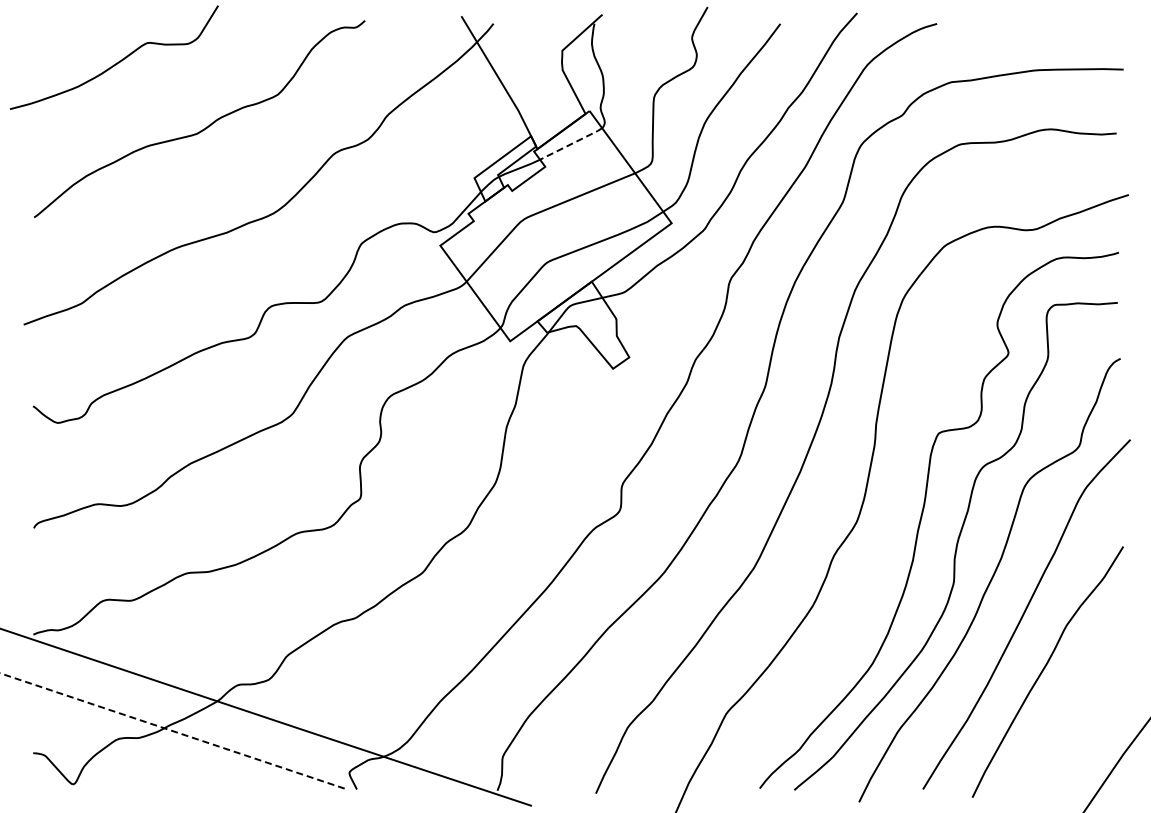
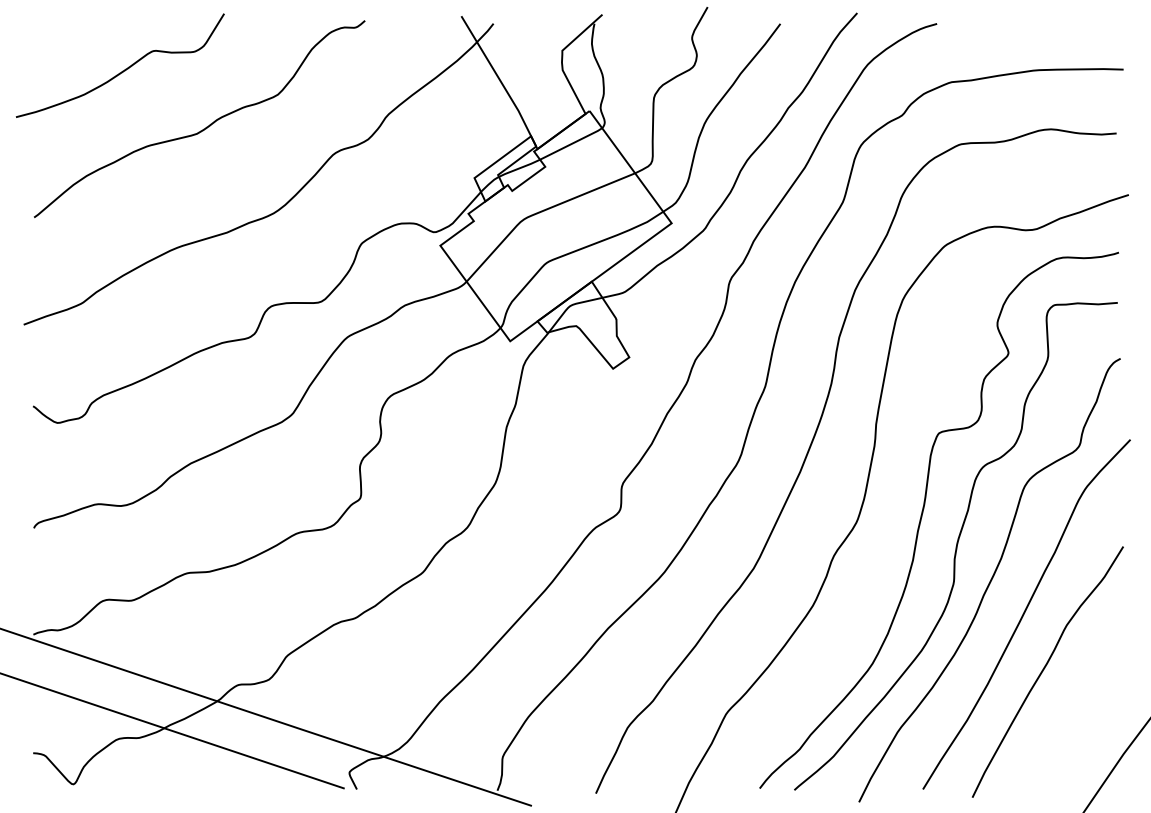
curve position: (116, 62) -> (122, 70) (122, 70)
line: dashed -> solid (572, 143)
line: dashed -> solid (172, 730)
